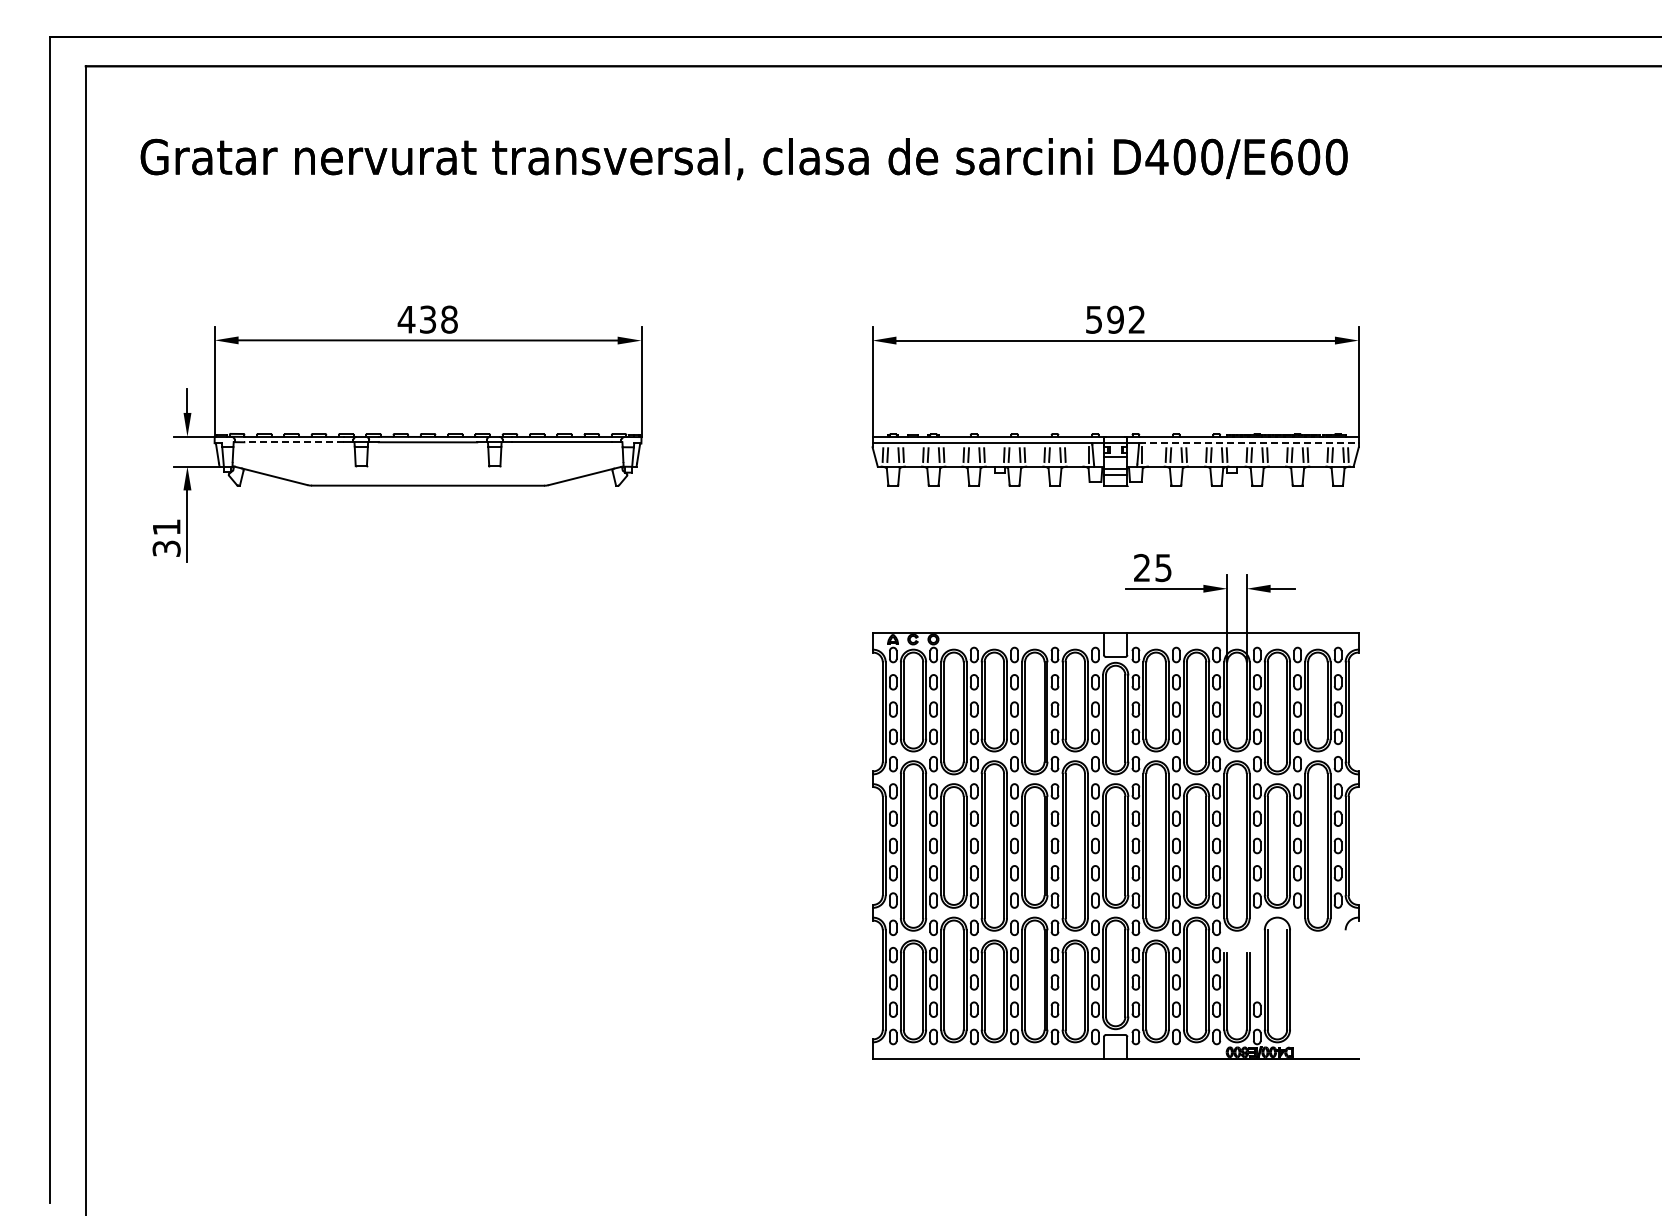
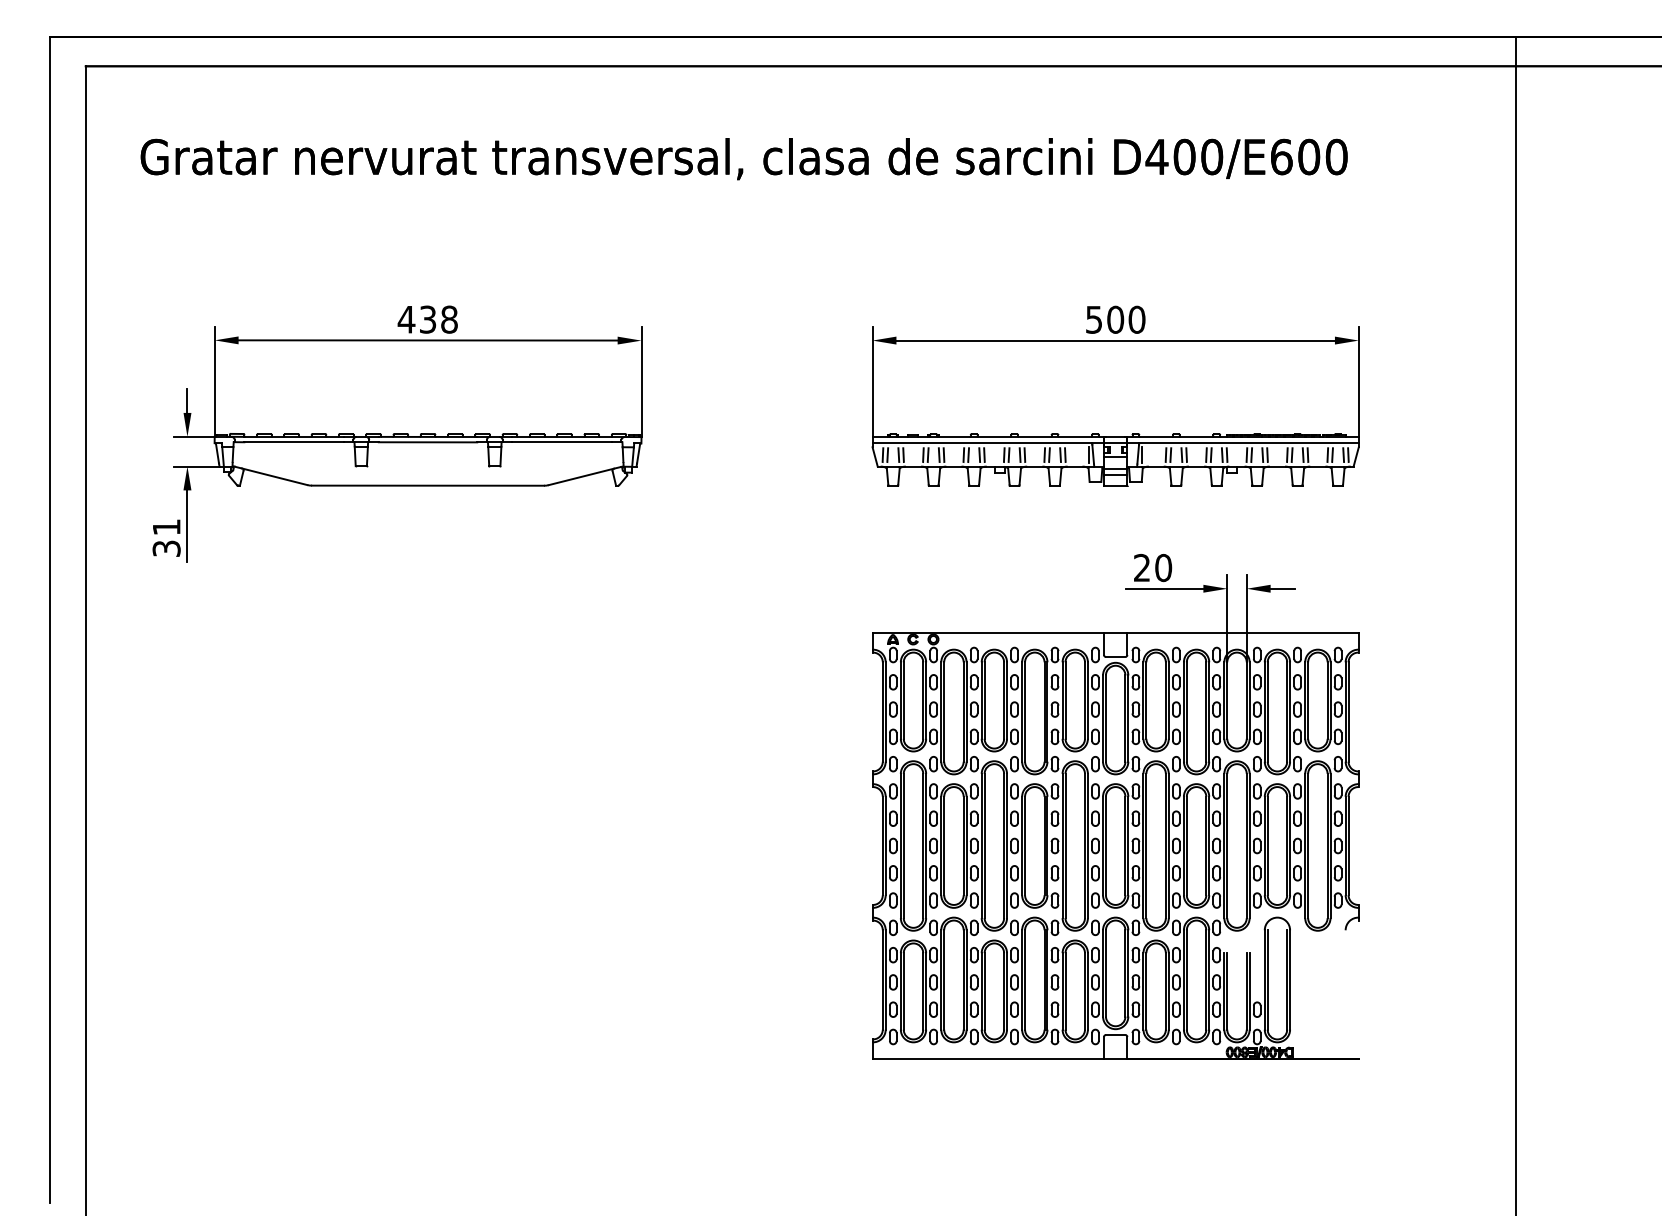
text: 592 -> 500 (1126, 319)
line: dashed -> solid (294, 442)
line: dashed -> solid (1248, 443)
text: 25 -> 20 (1163, 567)
line: none -> present (1515, 624)
